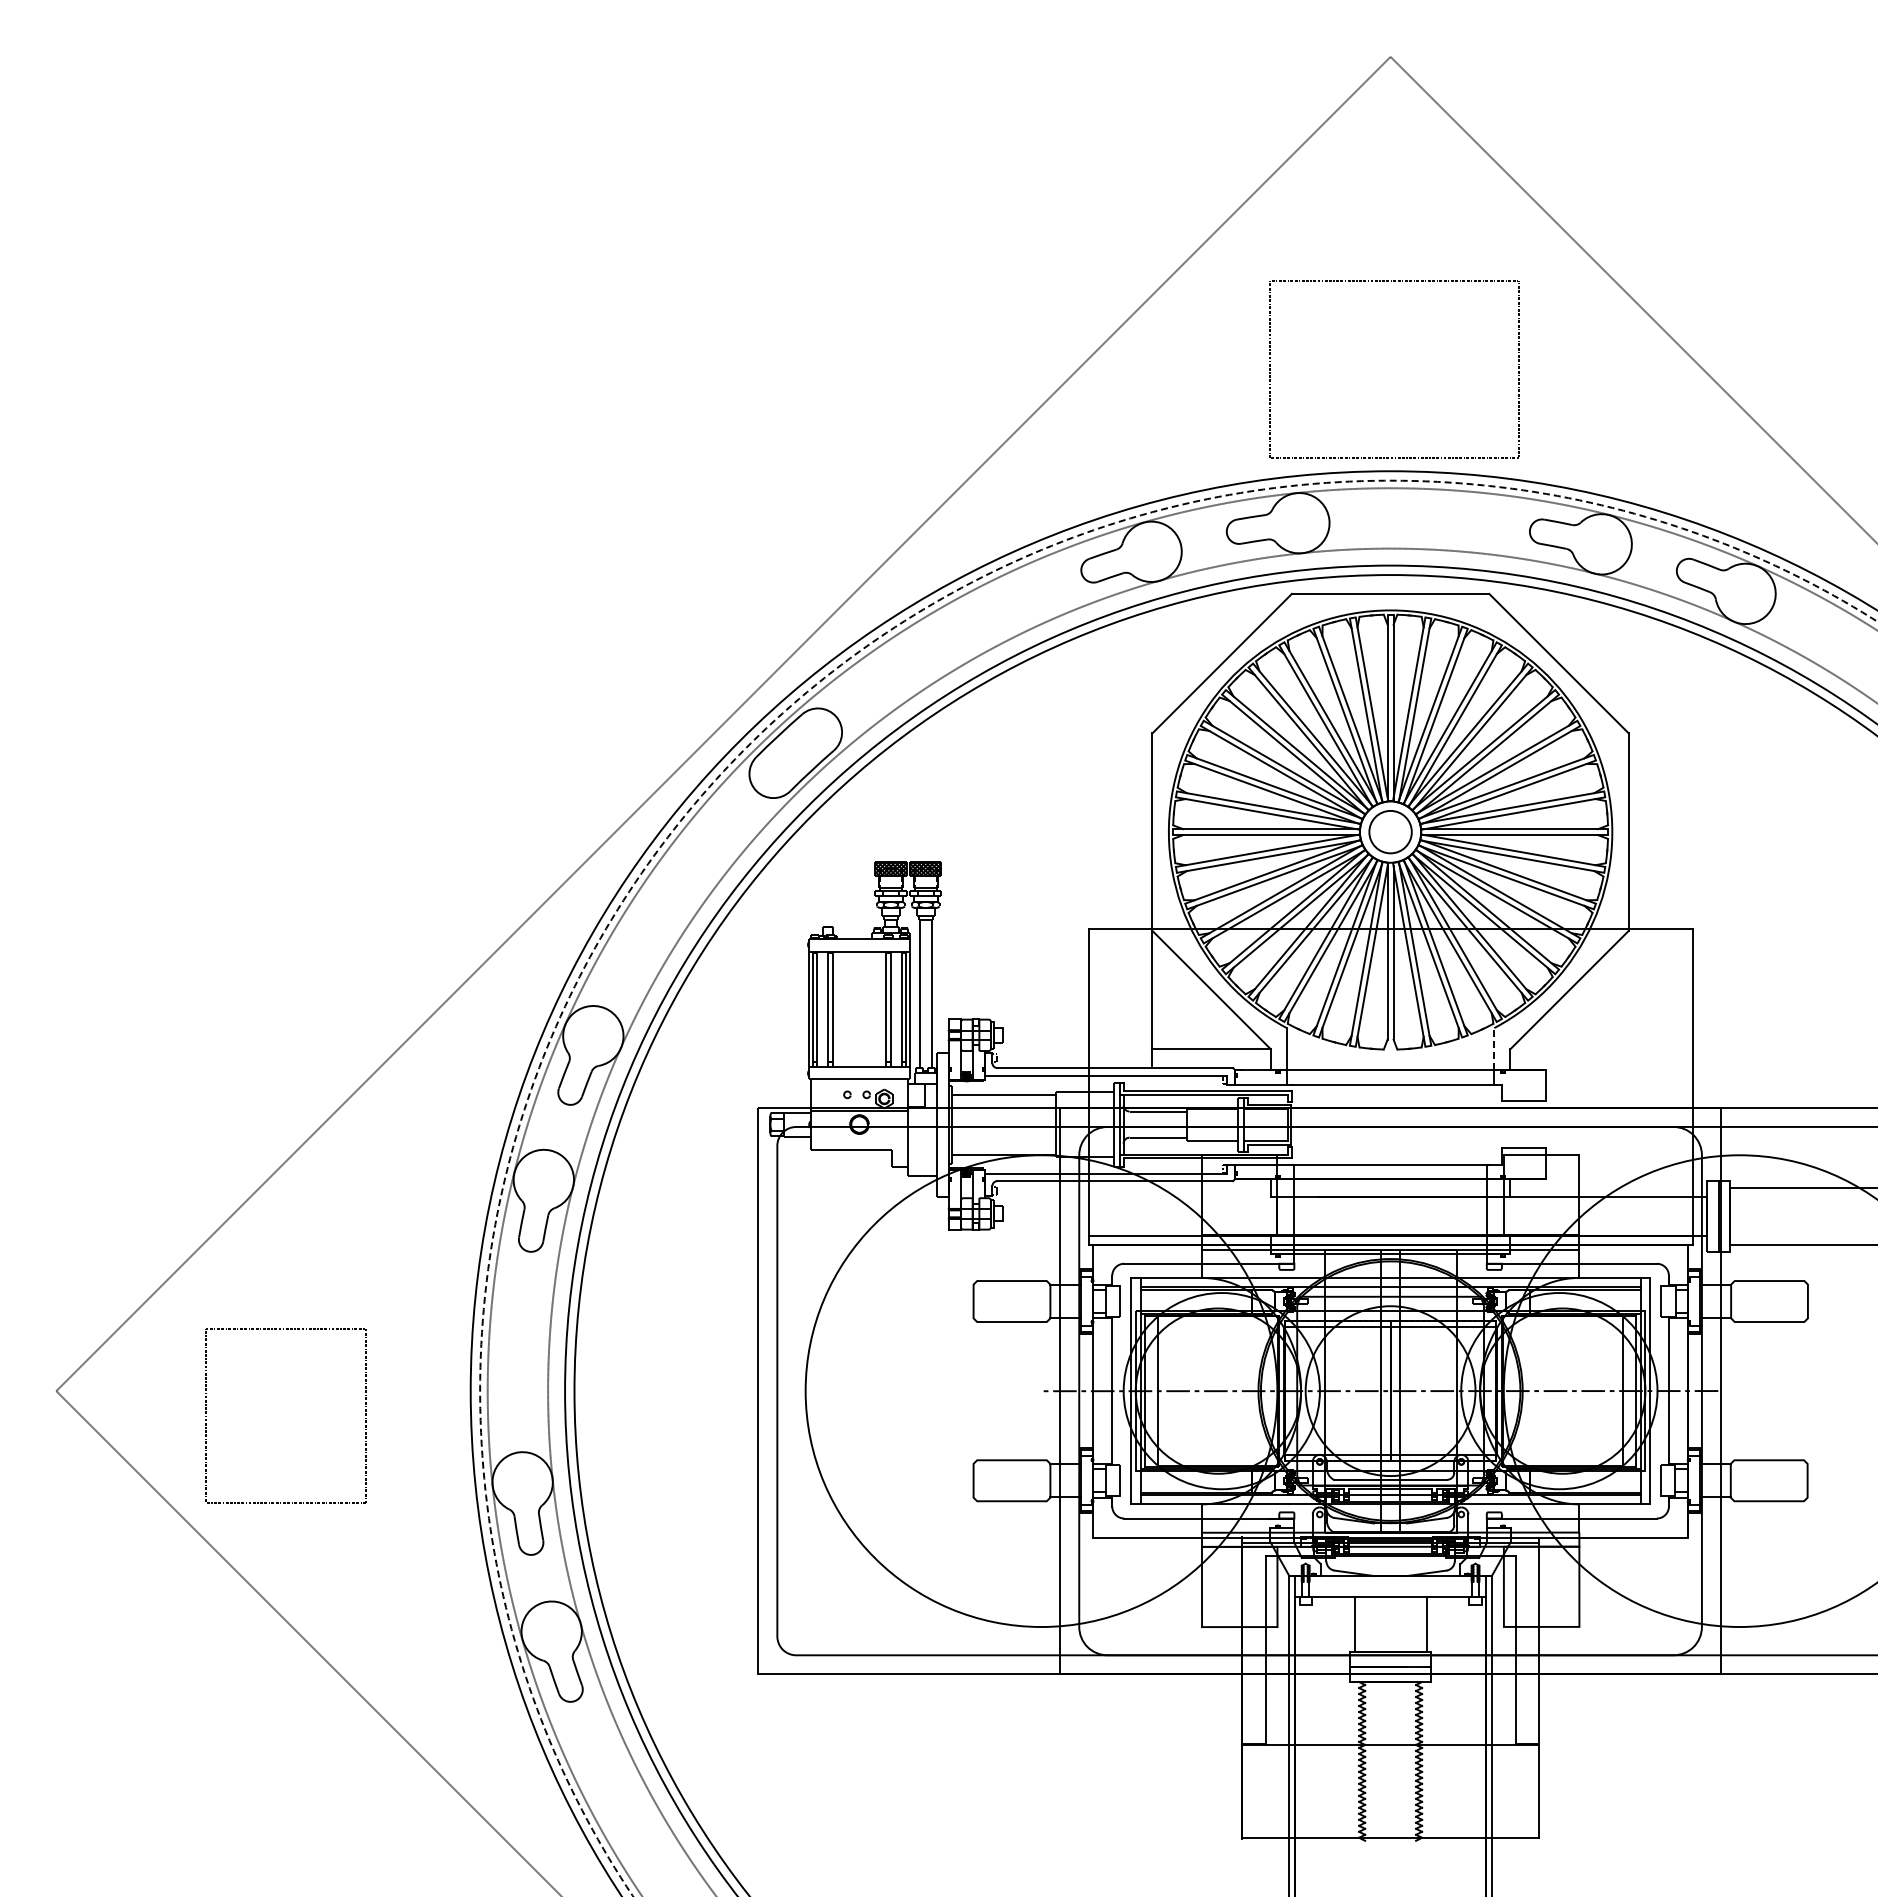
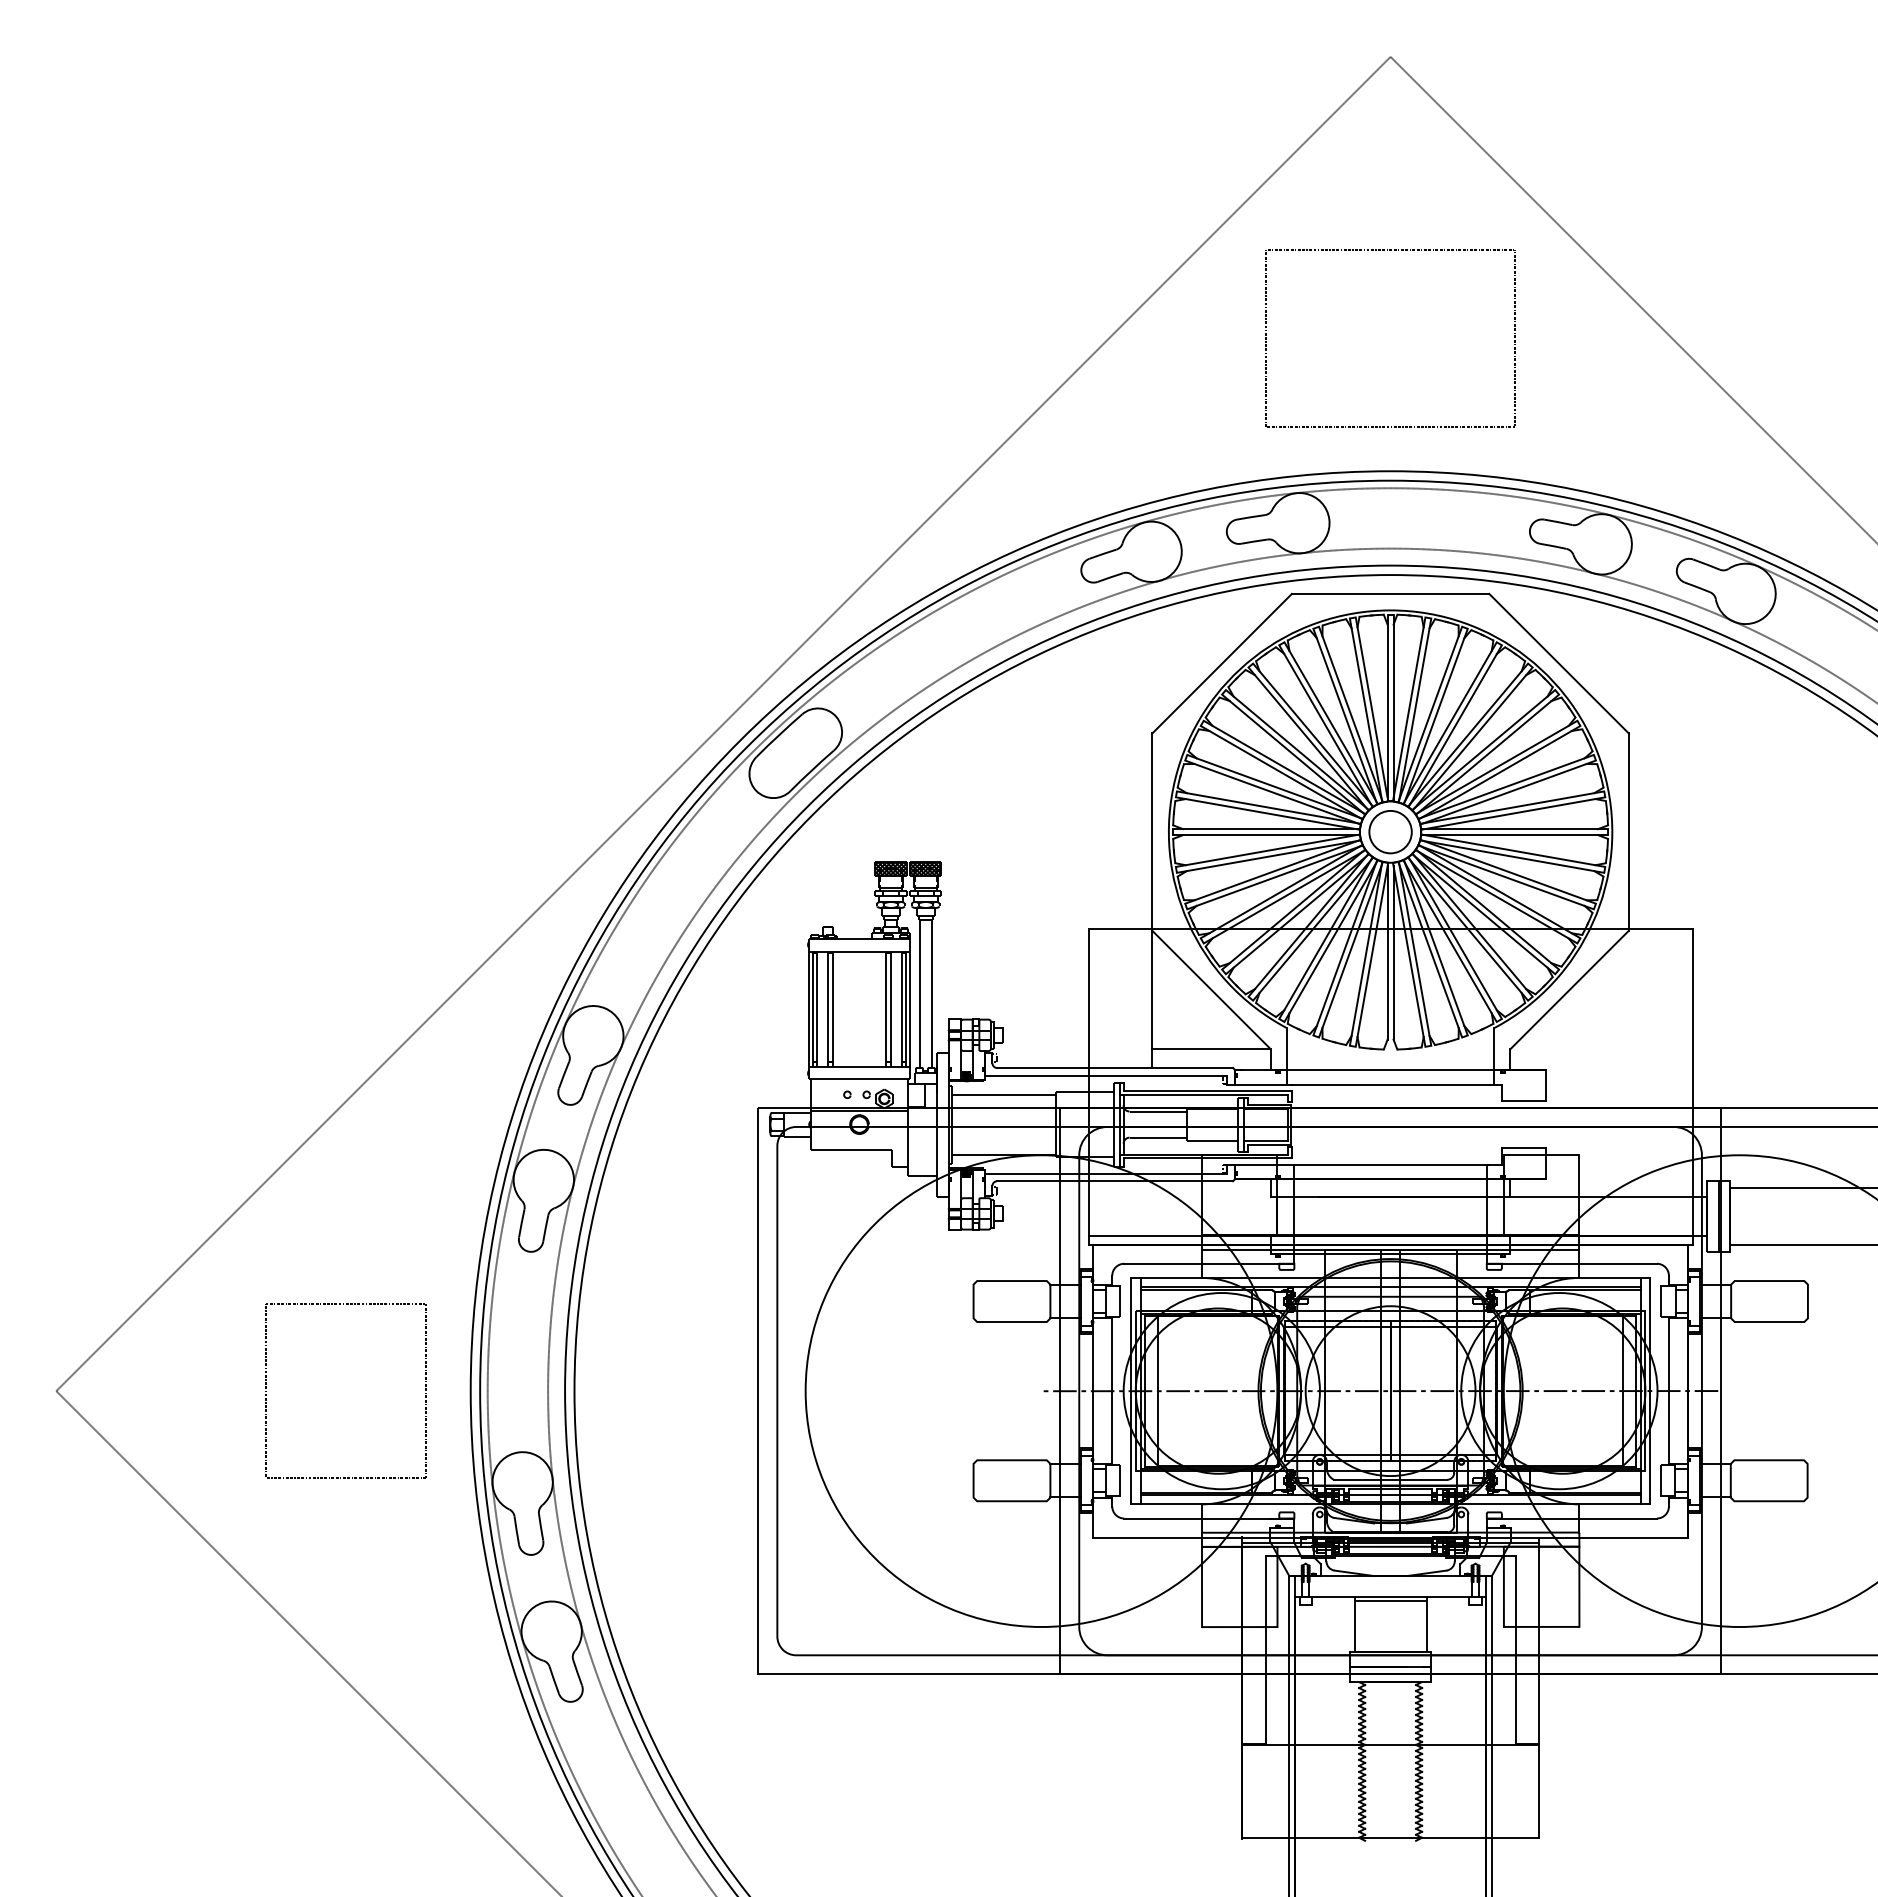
part position: (1394, 281) -> (1390, 250) (1390, 250)
line: dashed -> solid (1494, 1048)
circle: dashed -> solid (1178, 1188)
part position: (206, 1416) -> (266, 1391) (266, 1391)
line: none -> present (1390, 1601)
